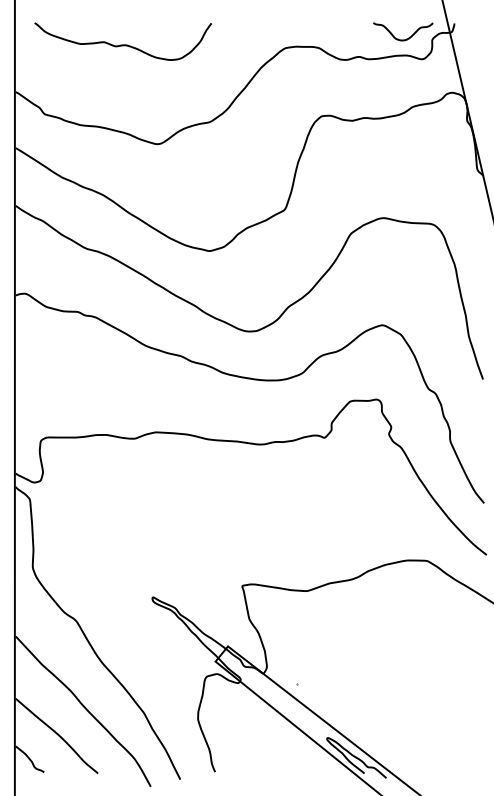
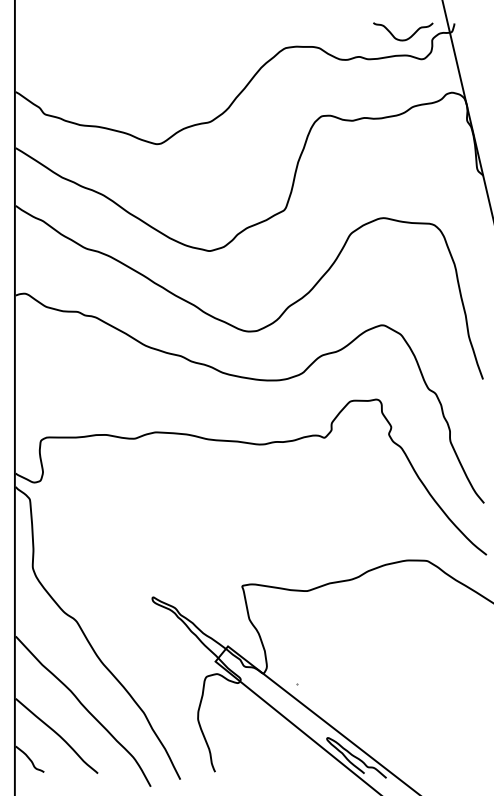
curve: present -> none (122, 44)
